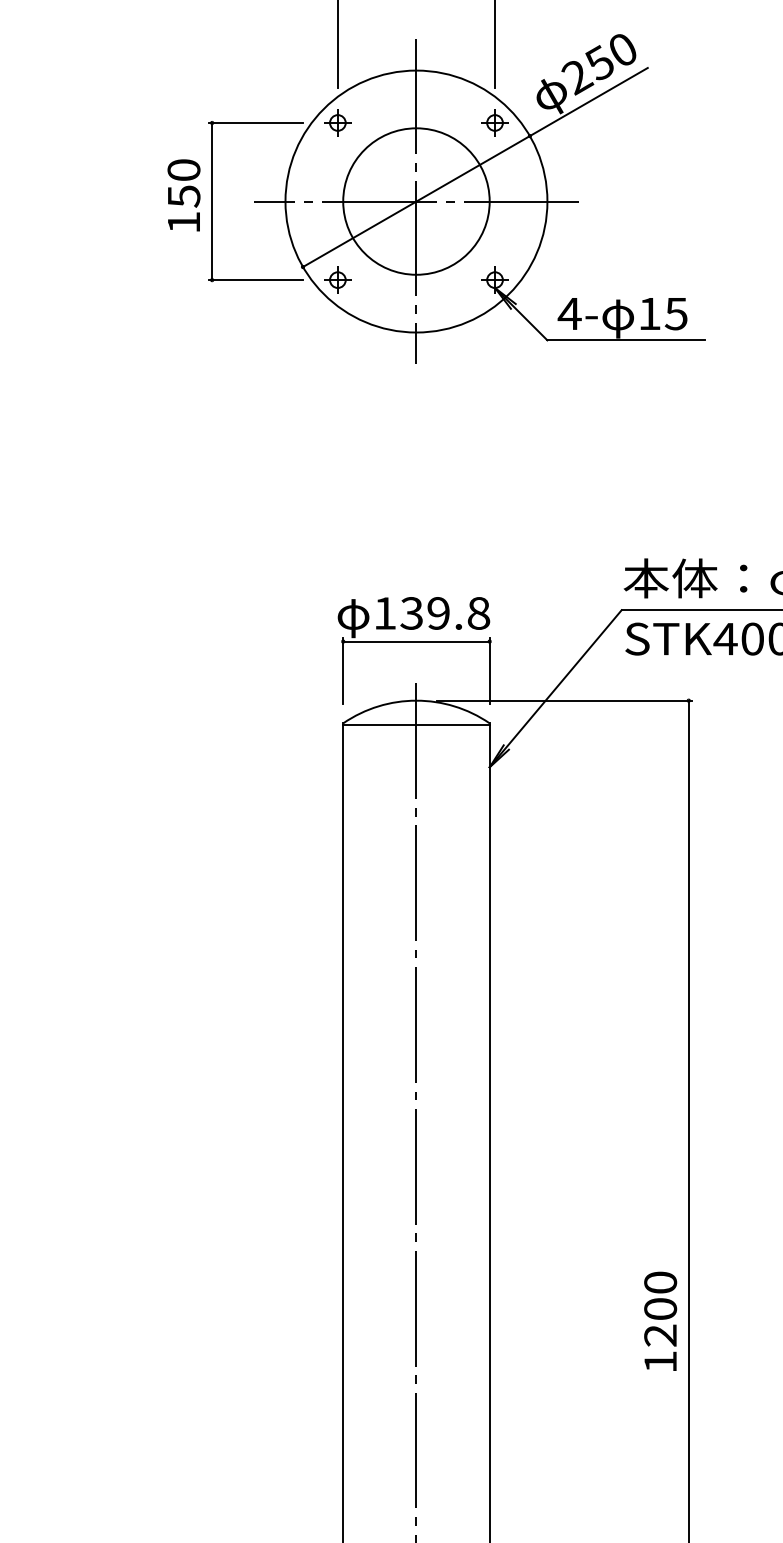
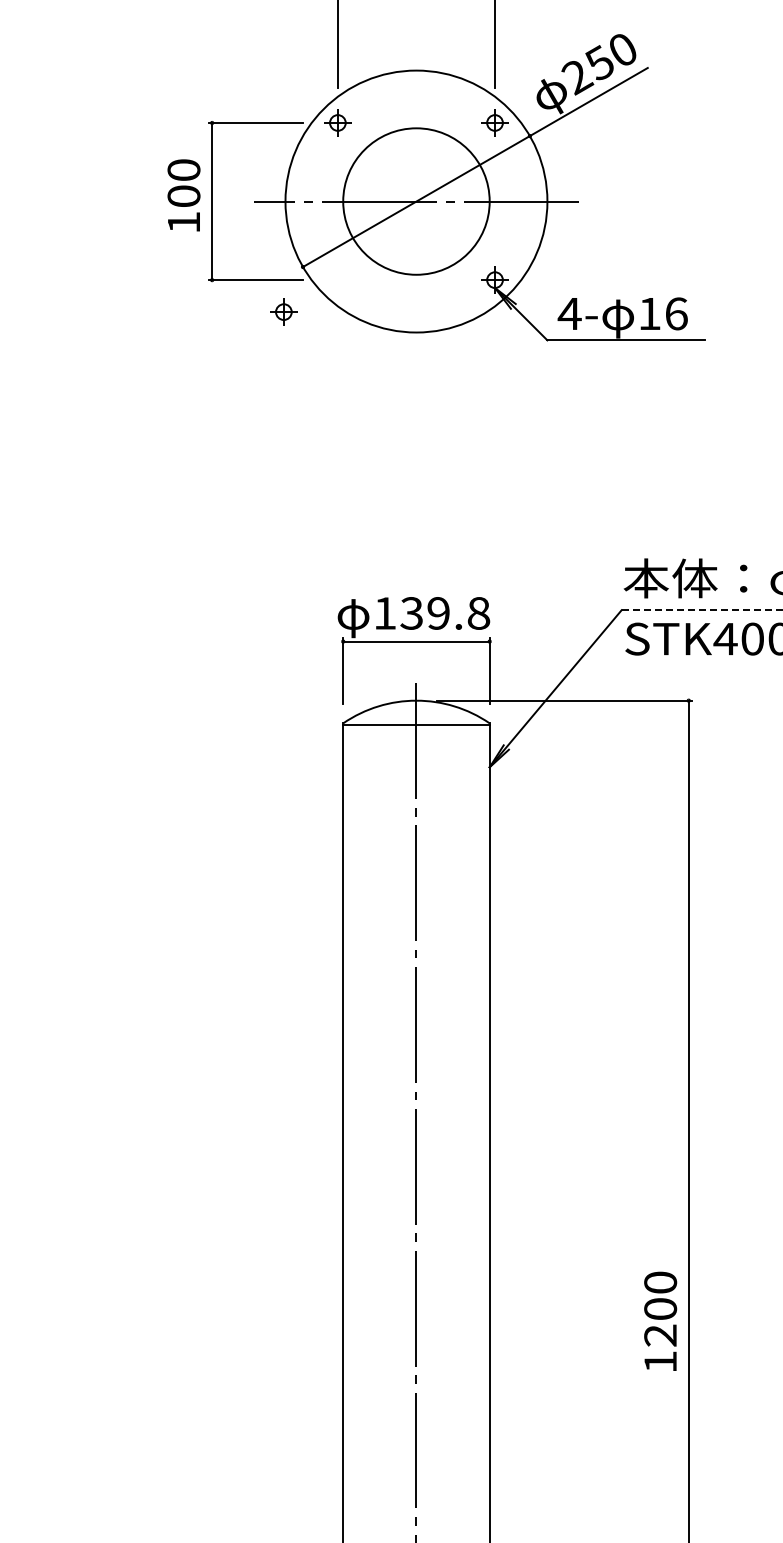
text: 150 -> 100 (183, 196)
line: present -> none (416, 201)
part position: (337, 279) -> (283, 311) (283, 311)
text: 15 -> 16 (675, 313)
line: solid -> dashed (702, 610)
